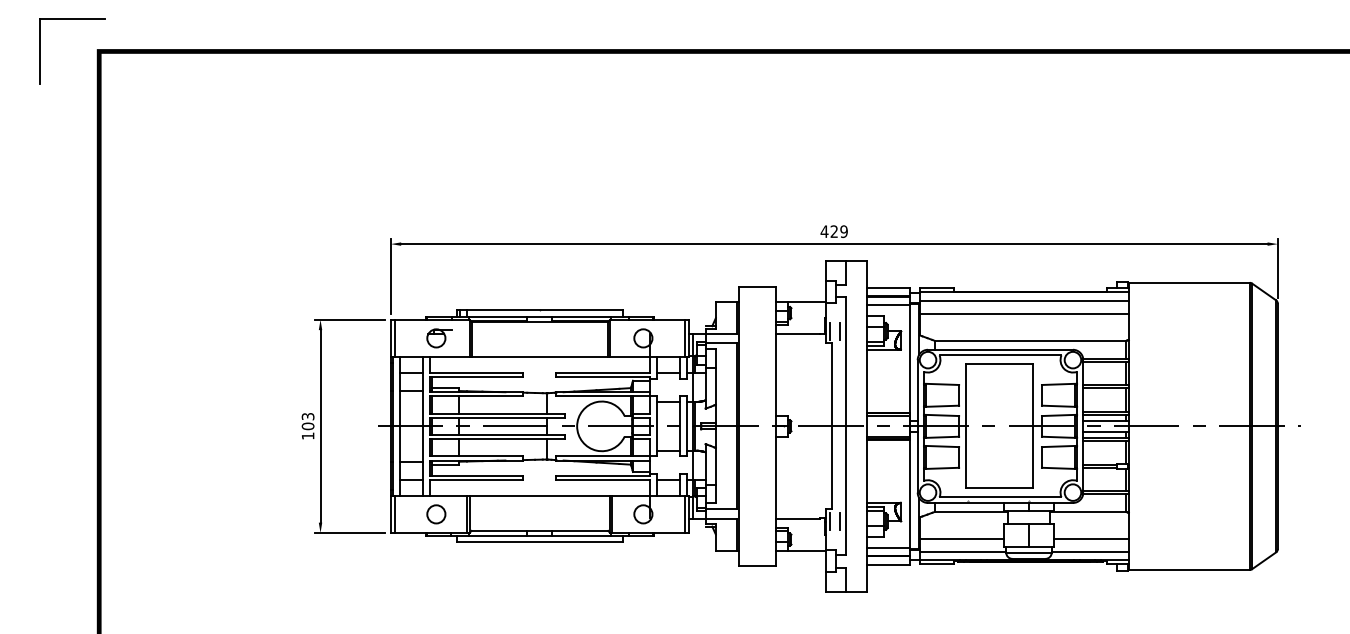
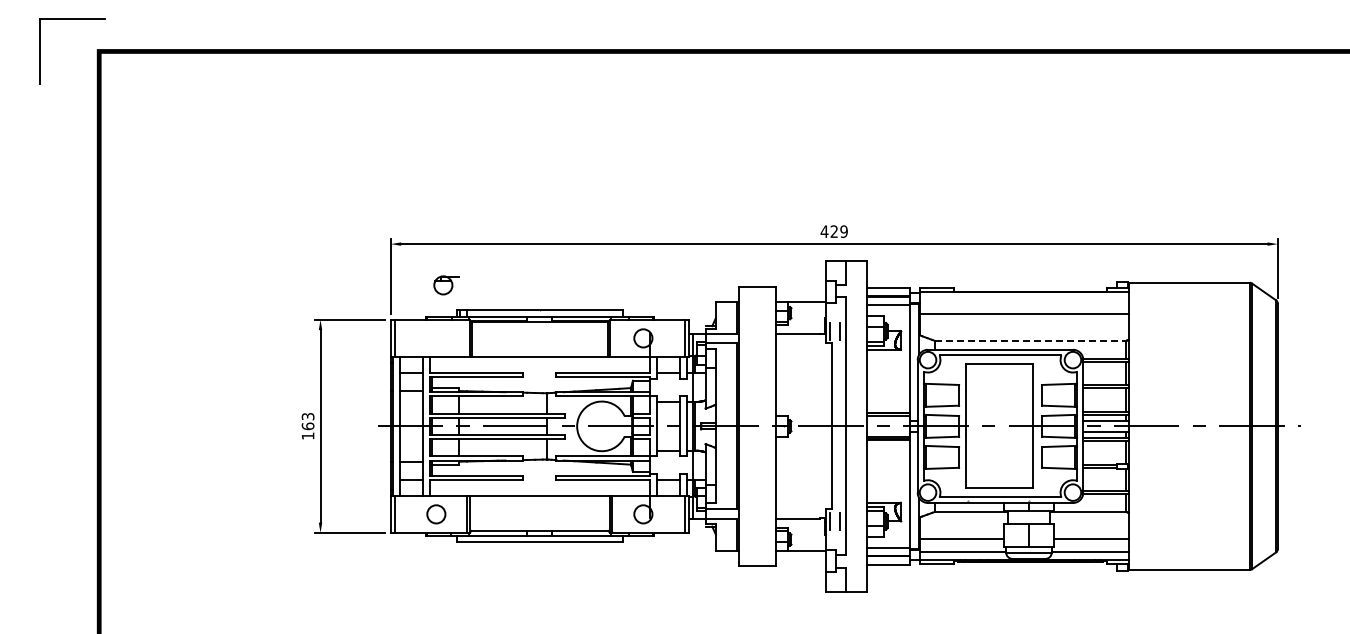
line: present -> none (1023, 300)
part position: (439, 338) -> (446, 285) (446, 285)
line: solid -> dashed (1030, 340)
text: 103 -> 163 (307, 425)
